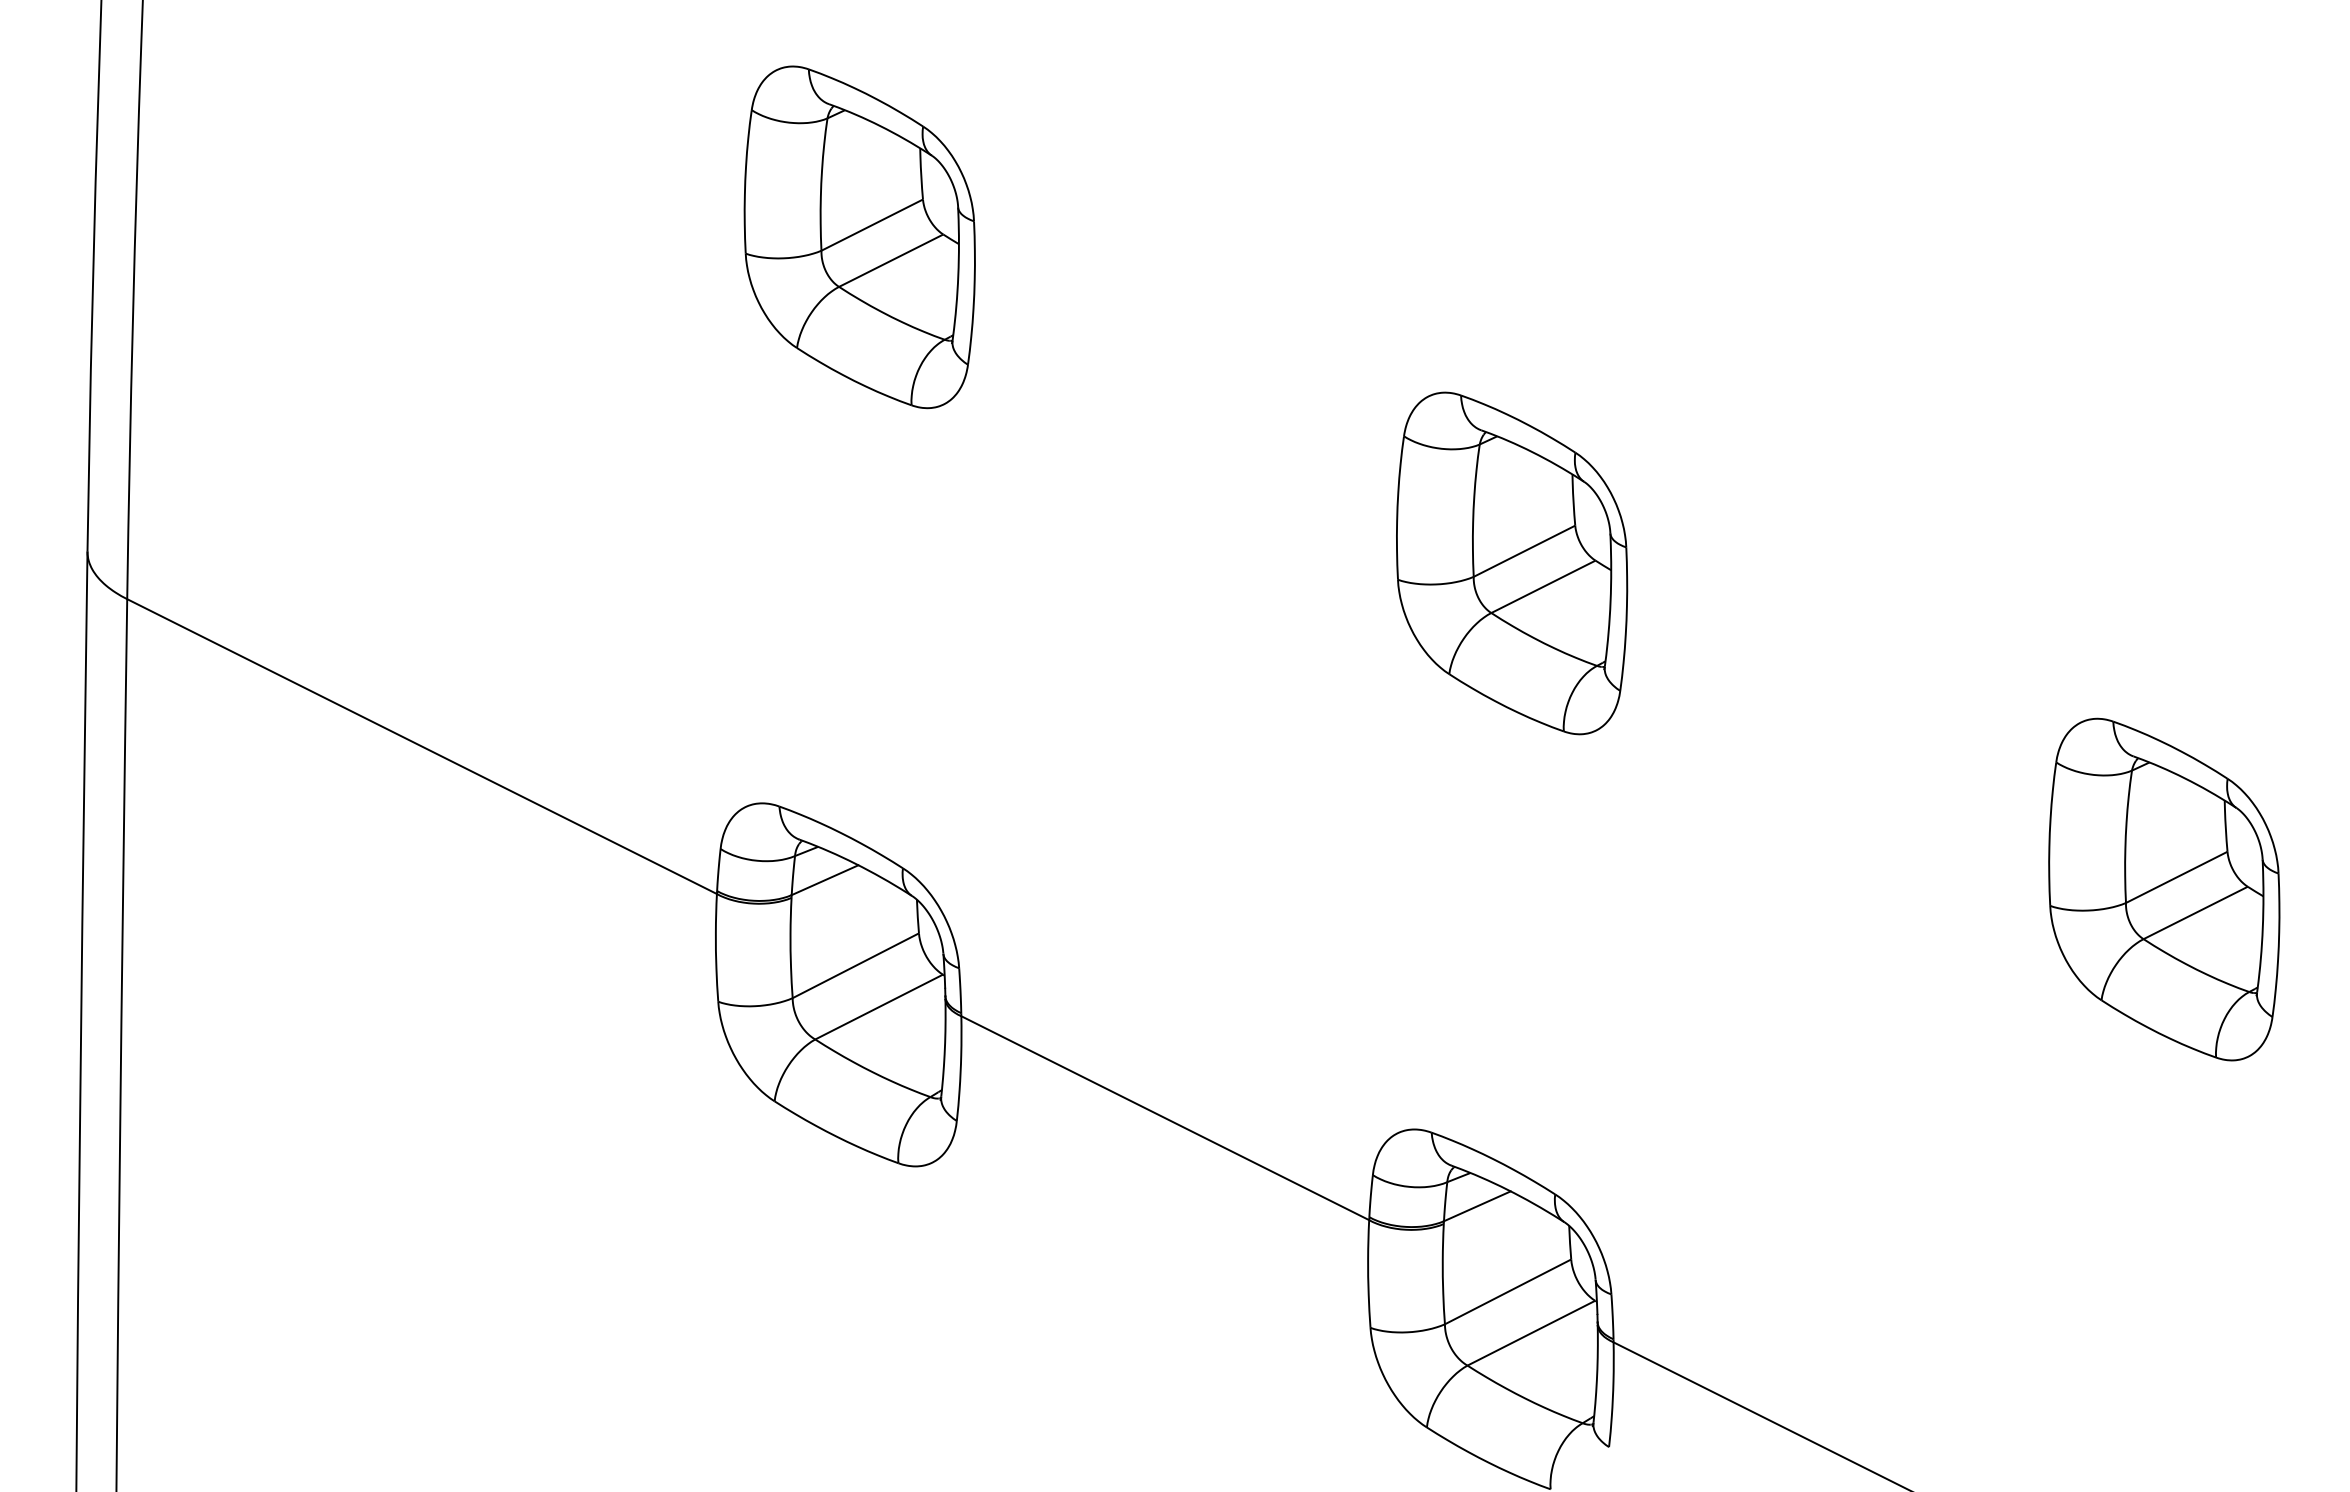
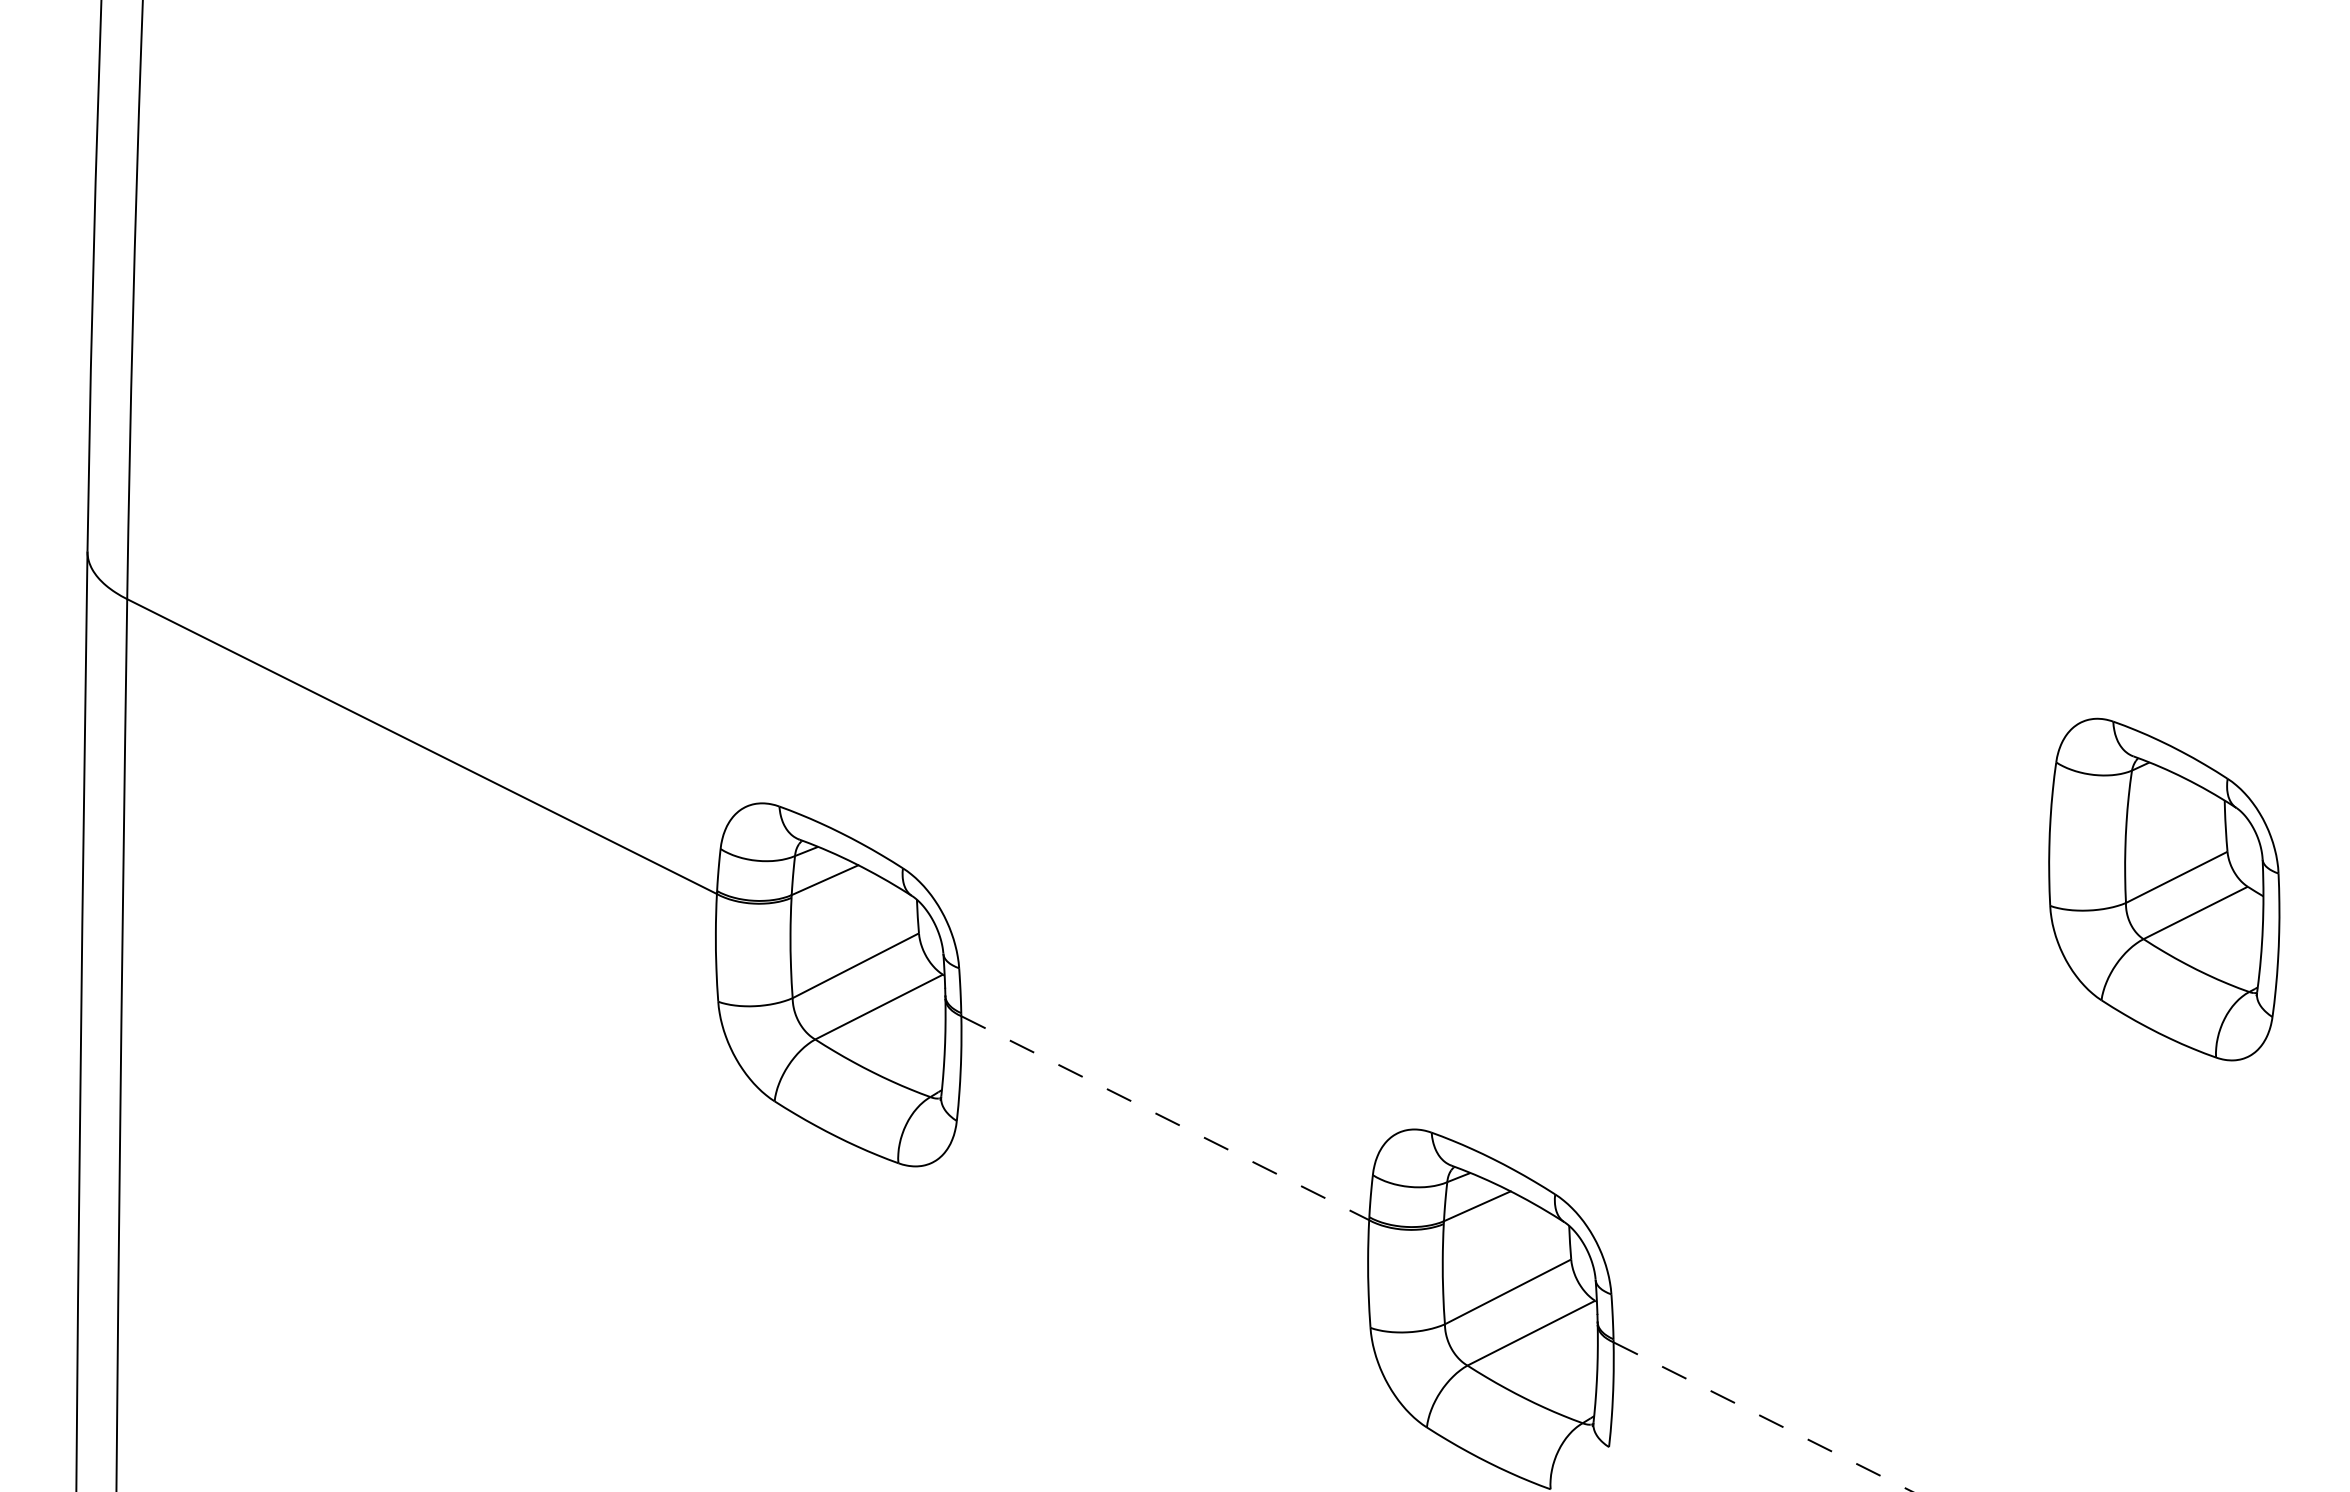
part: present -> none (859, 237)
part: present -> none (1512, 563)
line: solid -> dashed (1165, 1118)
line: solid -> dashed (1762, 1417)
